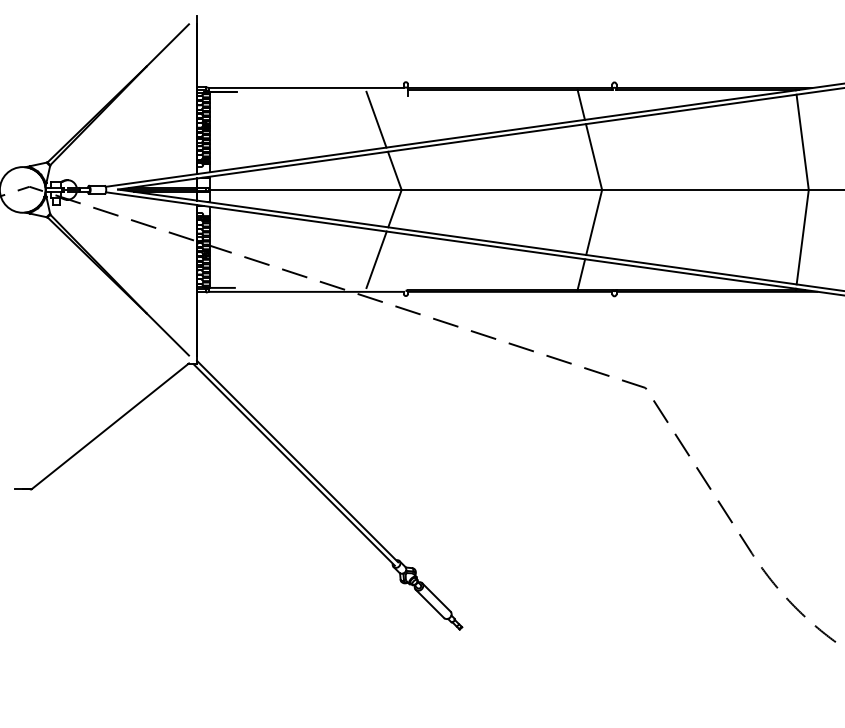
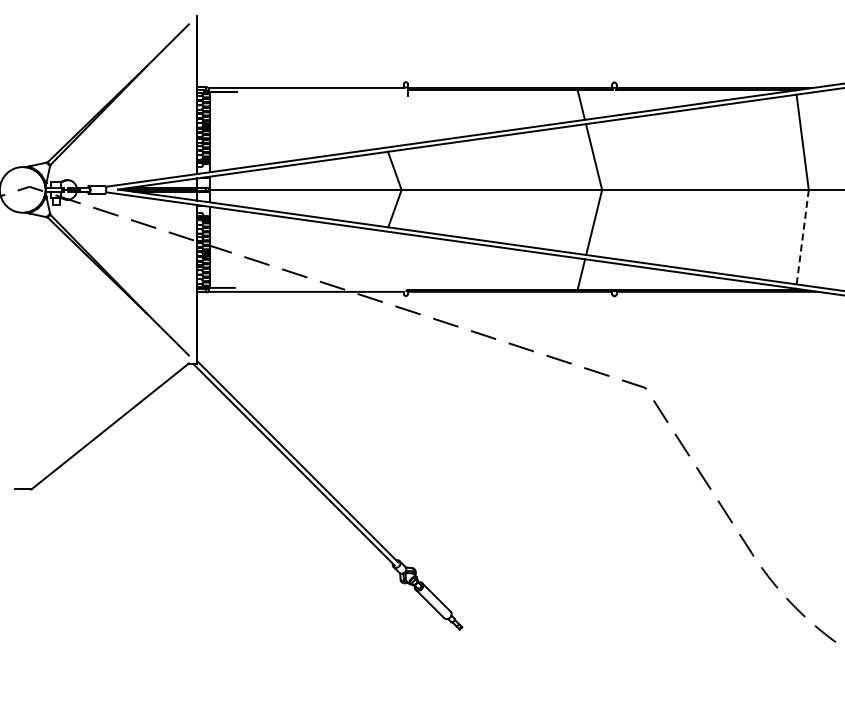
line: present -> none (376, 119)
line: solid -> dashed (802, 237)
line: present -> none (376, 259)
